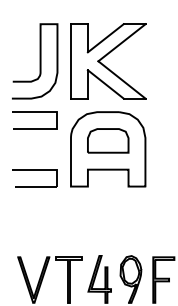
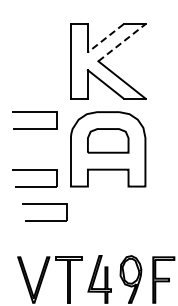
line: solid -> dashed (105, 38)
line: solid -> dashed (122, 42)
curve: present -> none (39, 61)
part: none -> present (44, 204)
